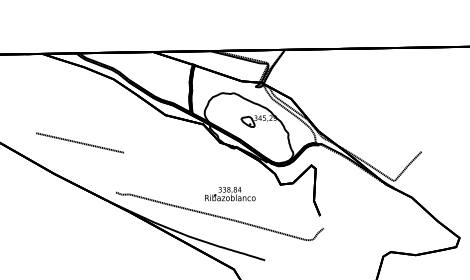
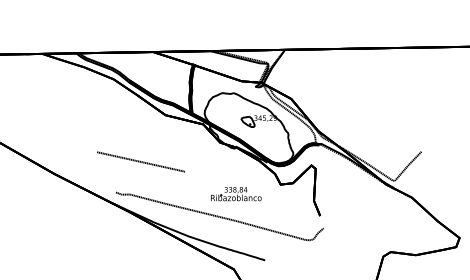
line position: (79, 142) -> (140, 161) (140, 161)
text position: (230, 194) -> (236, 194) (236, 194)
